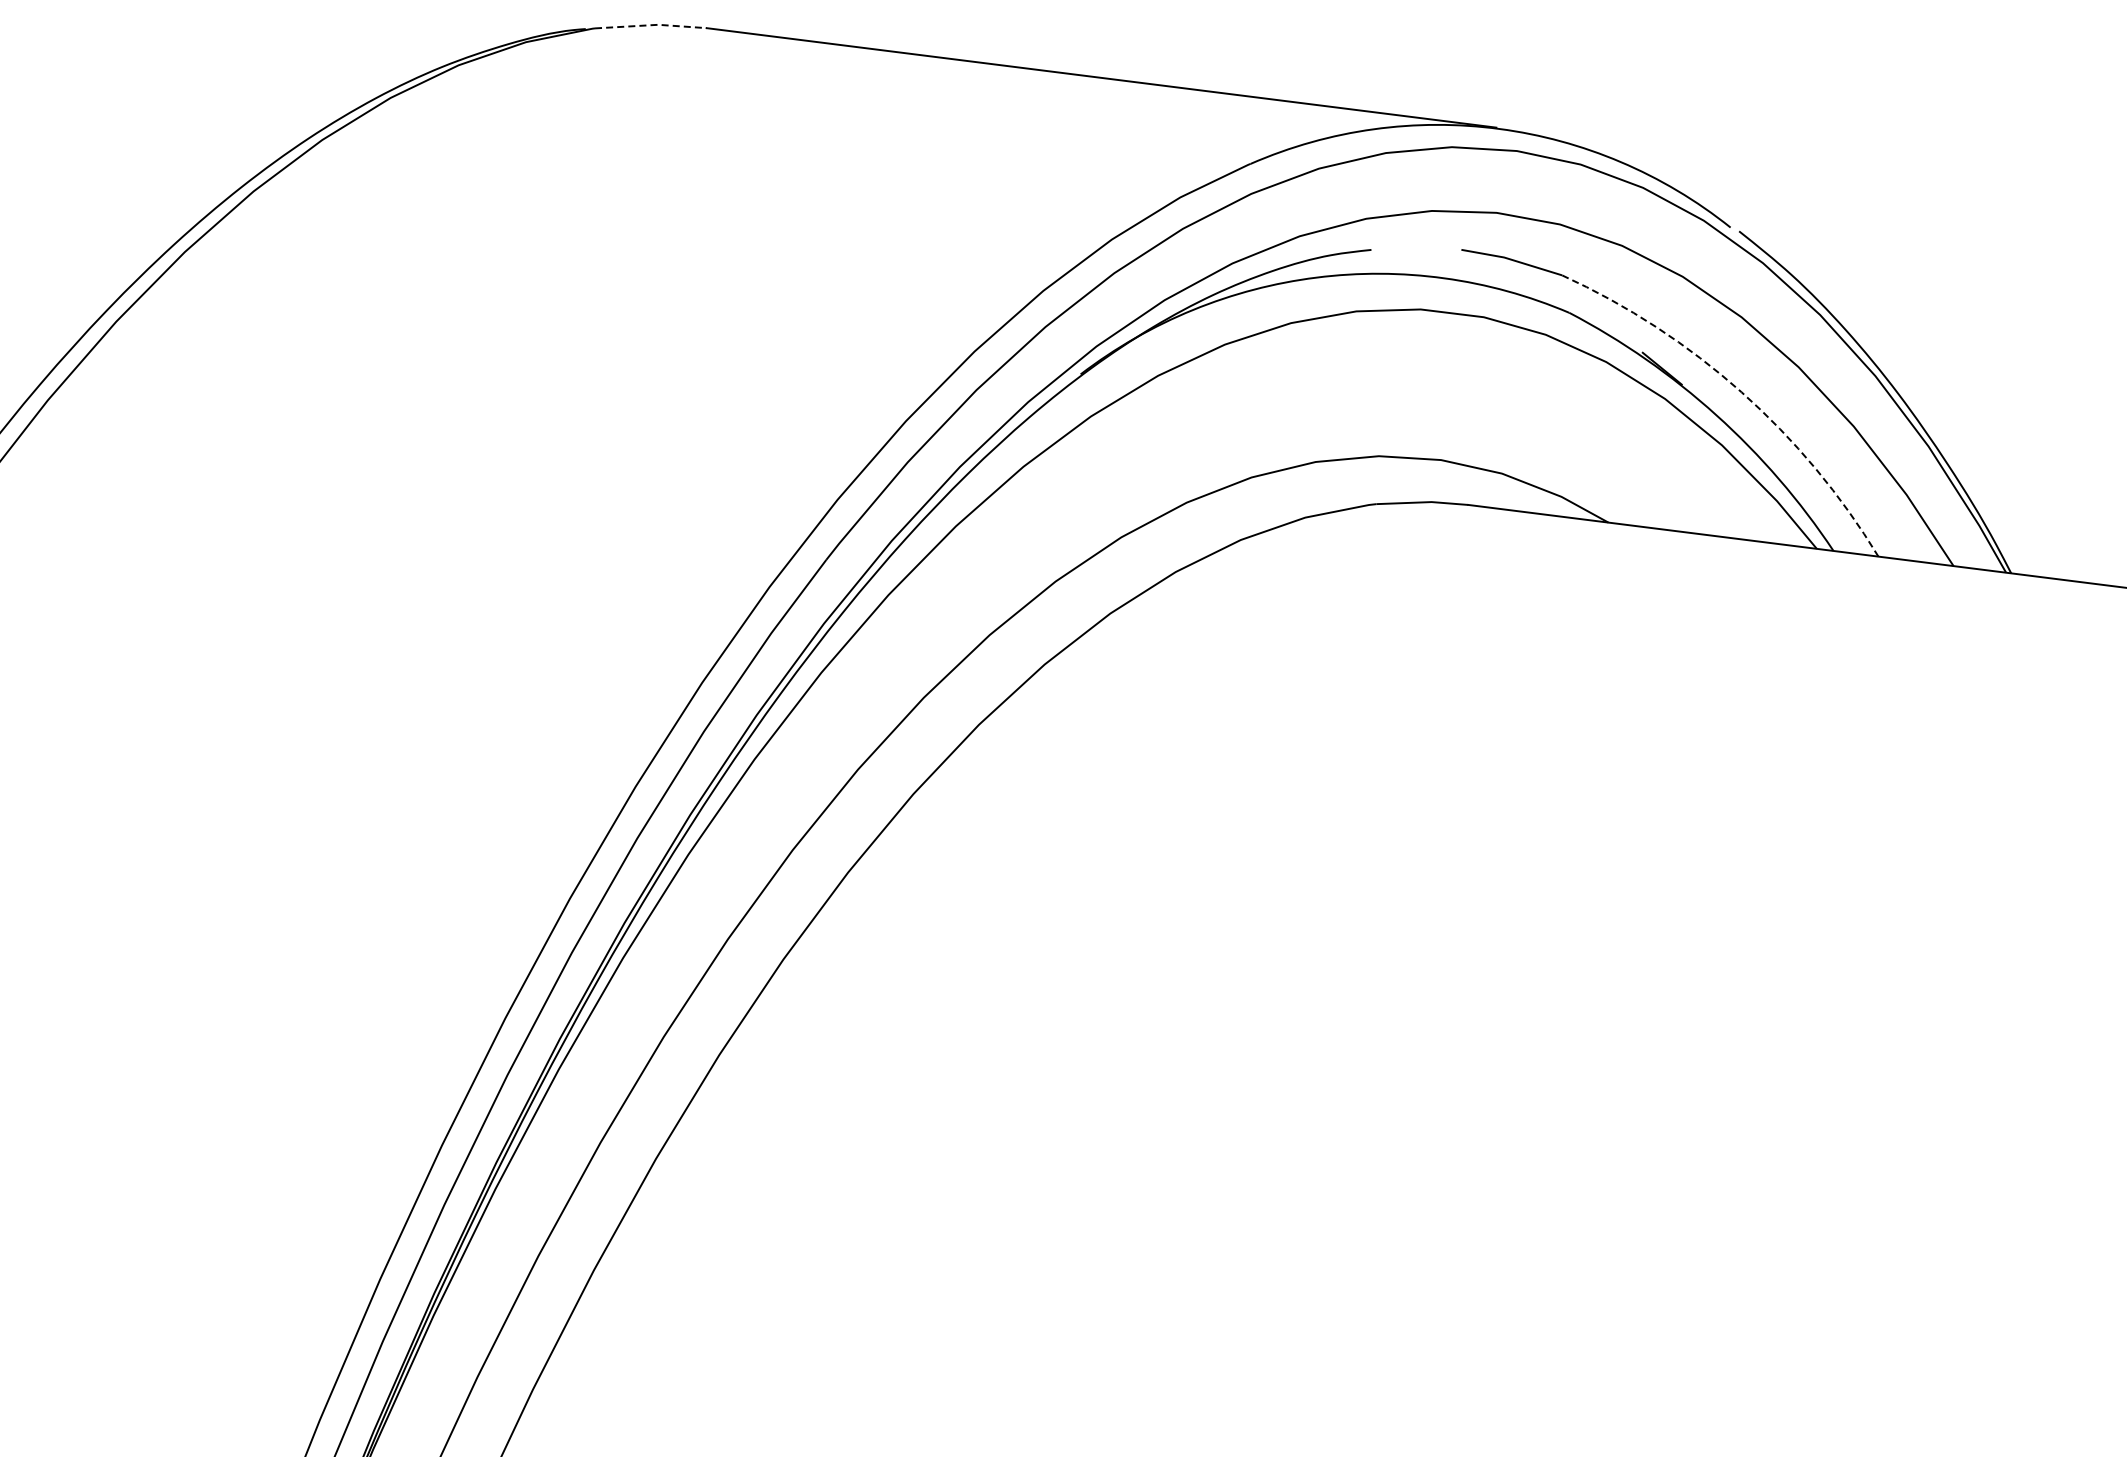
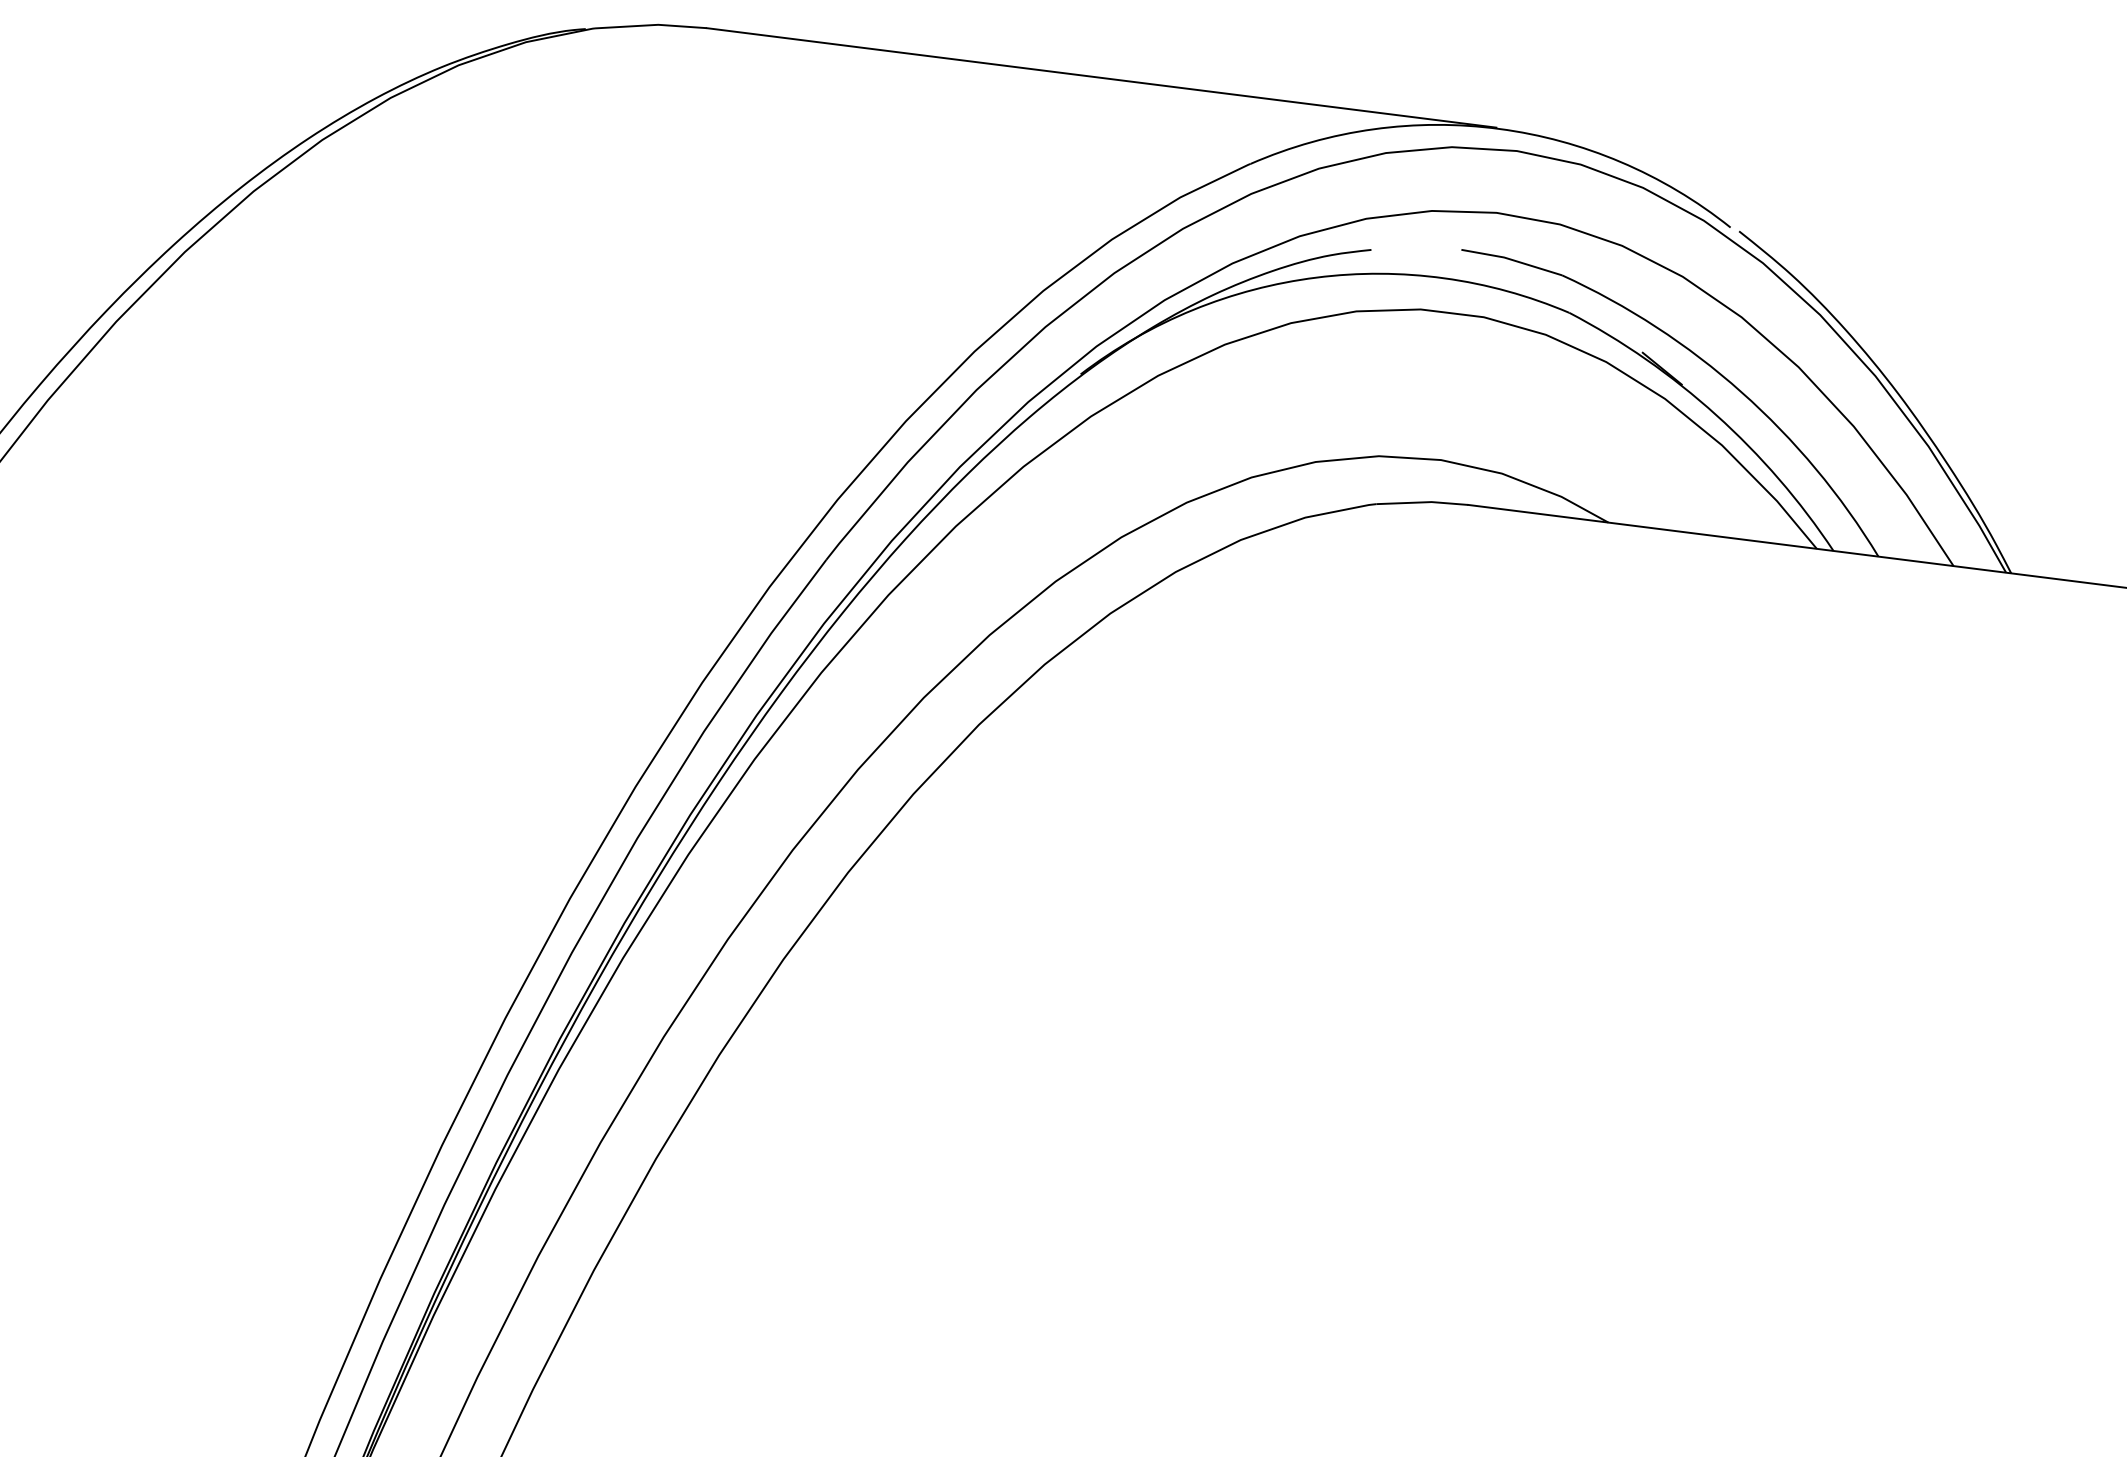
line: dashed -> solid (651, 25)
arc: dashed -> solid (1741, 392)
